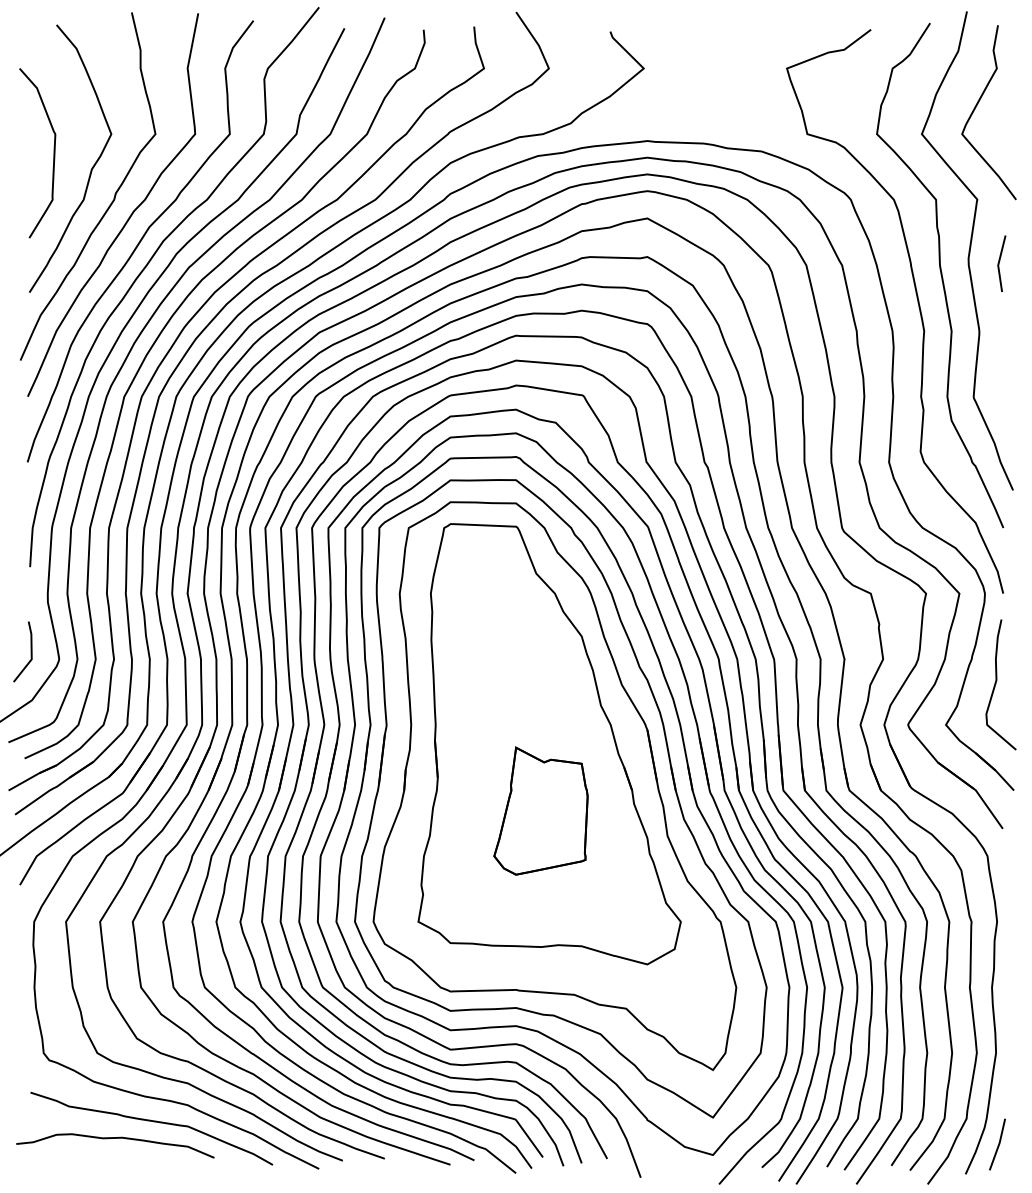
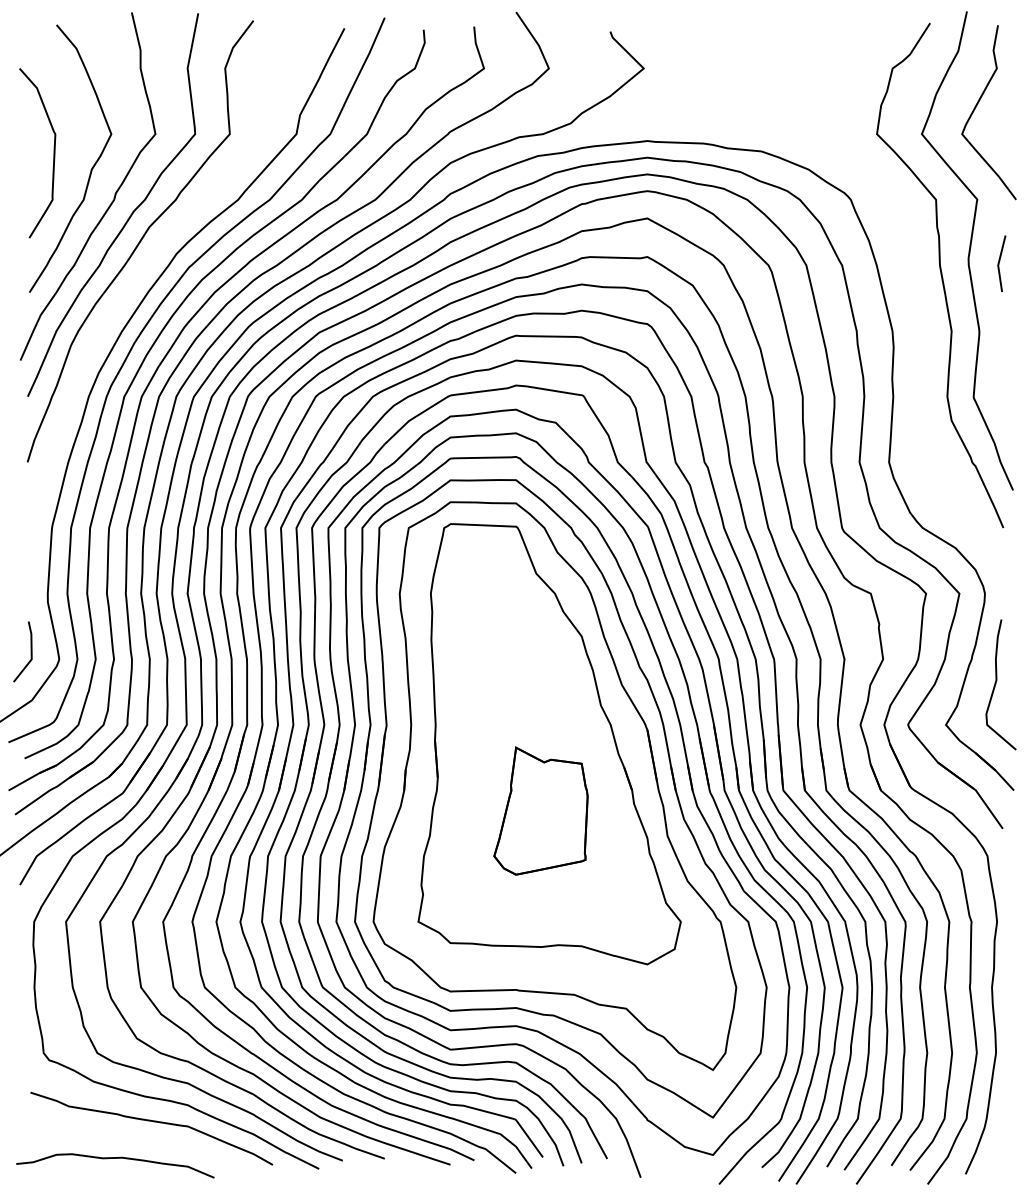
curve: present -> none (147, 266)
curve: present -> none (918, 307)
curve position: (115, 1138) -> (115, 1158) (115, 1158)
line: present -> none (998, 1144)
